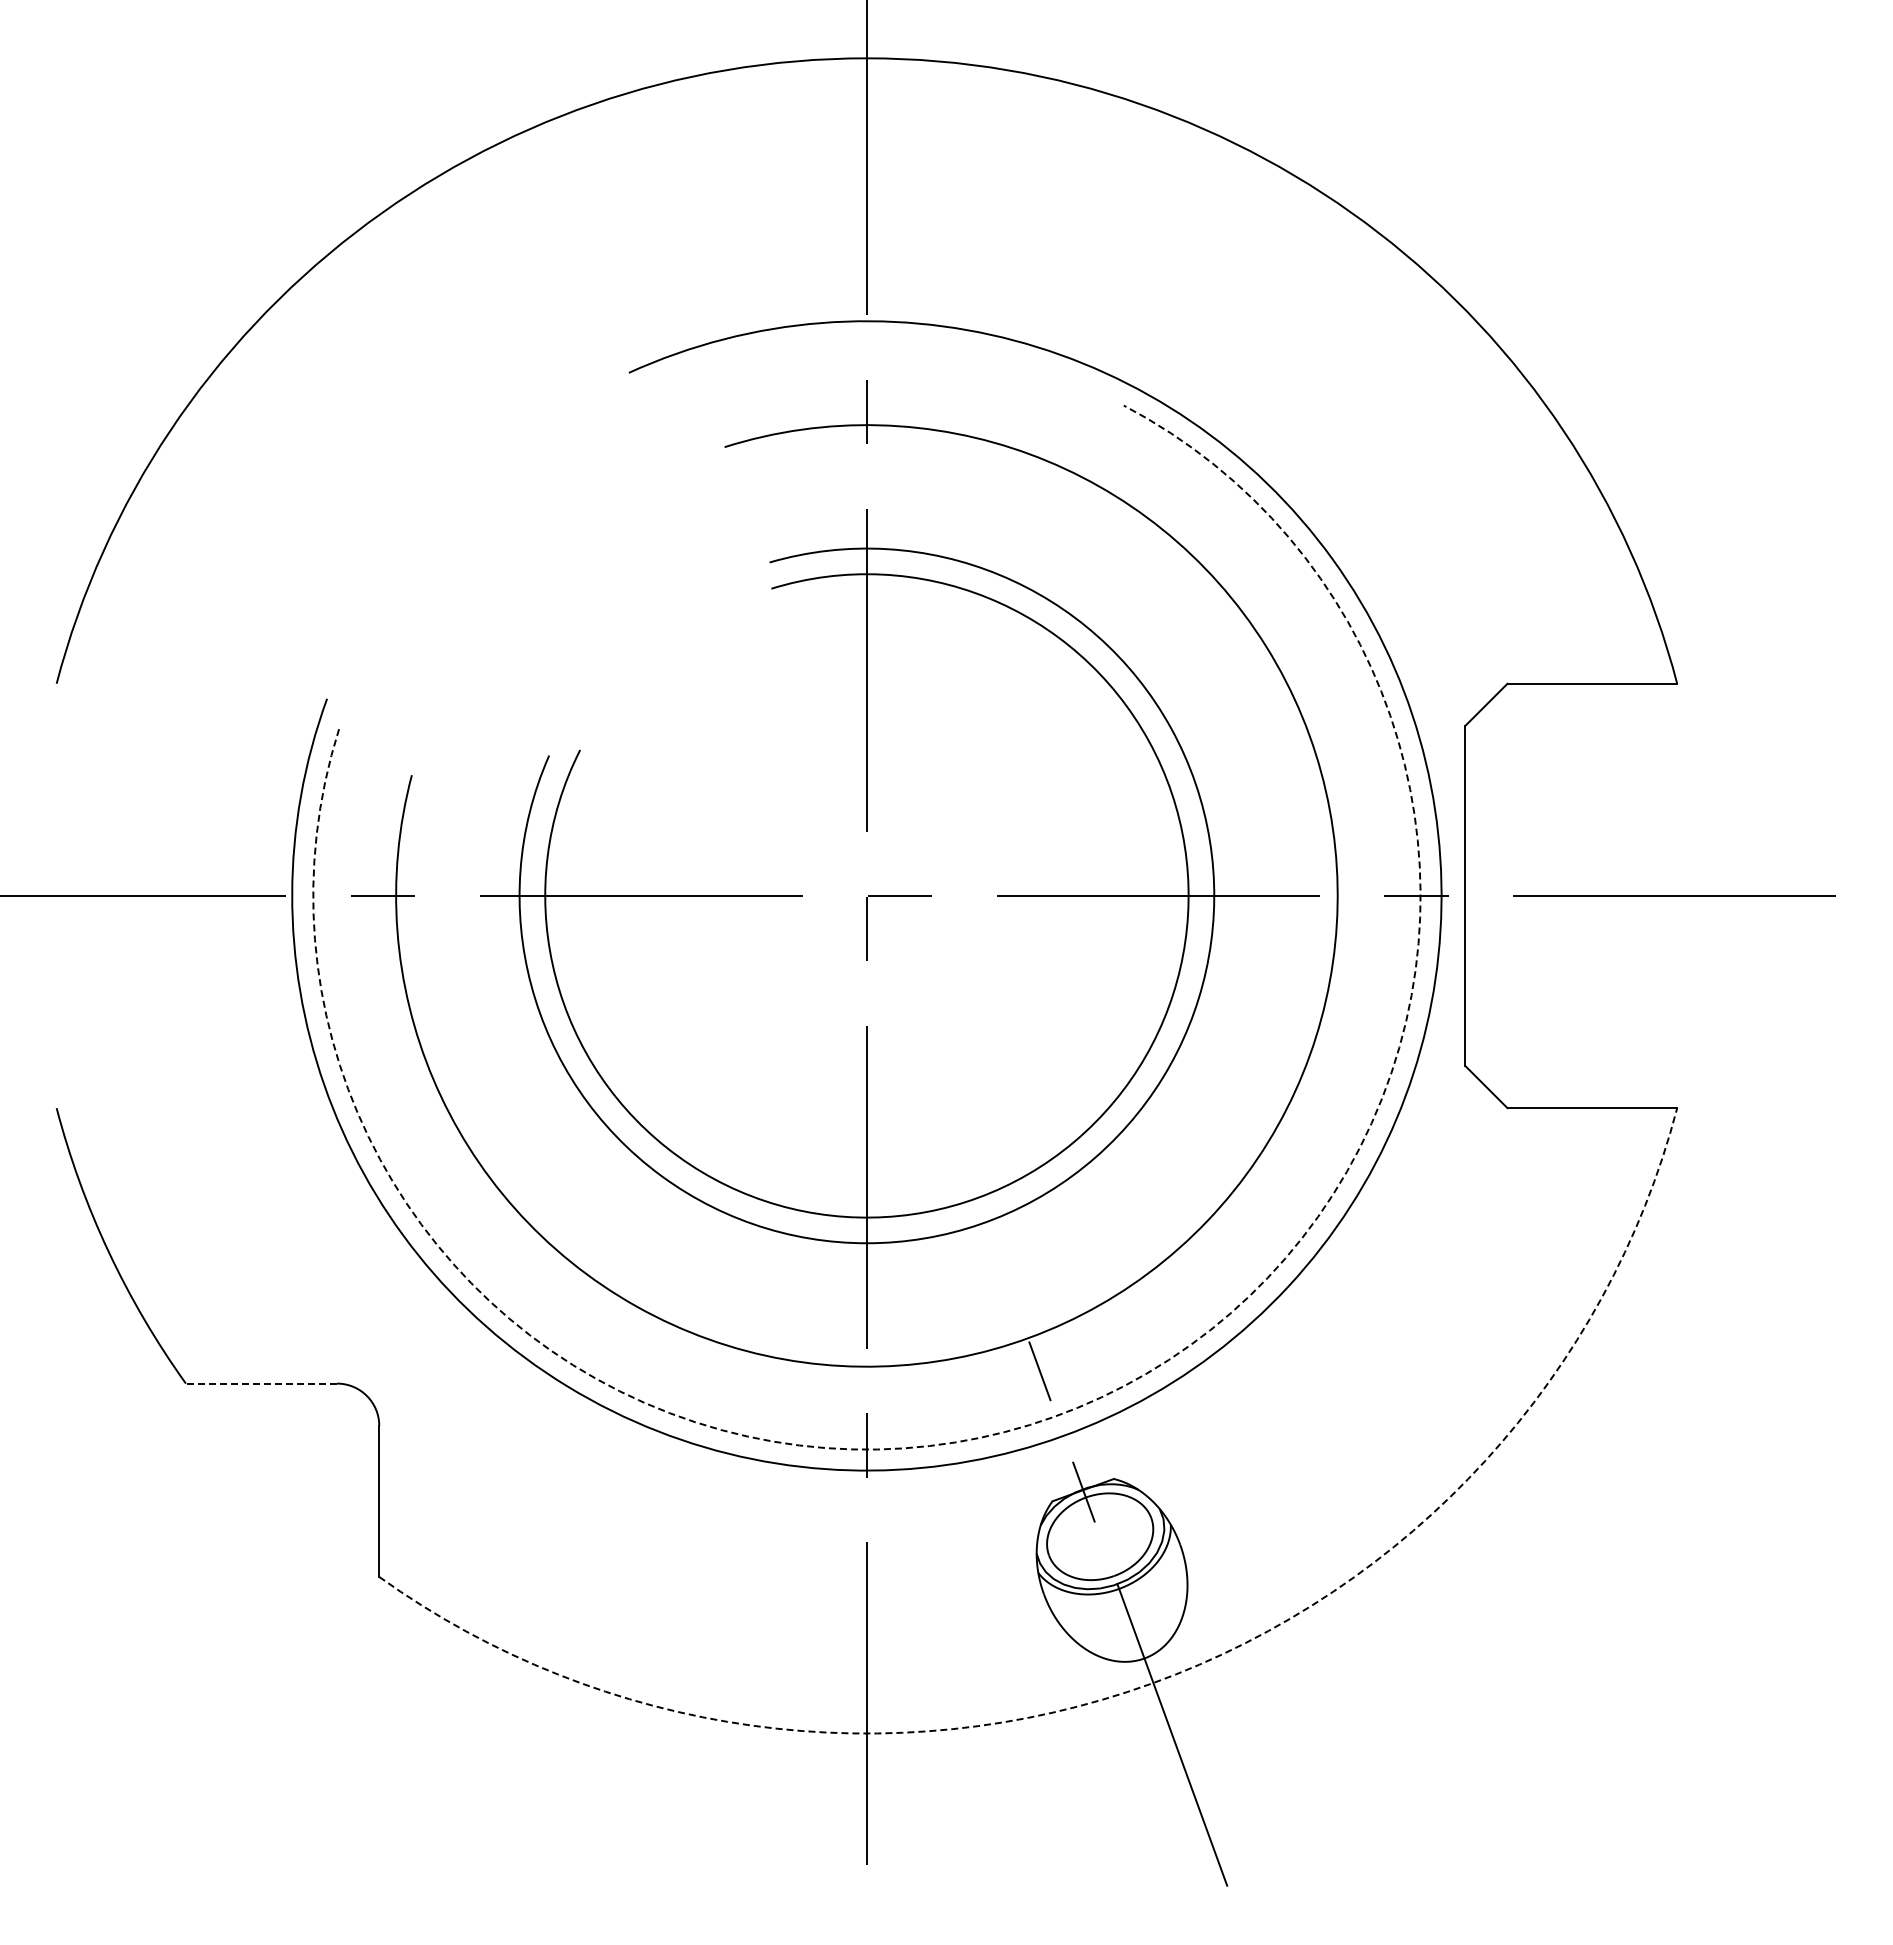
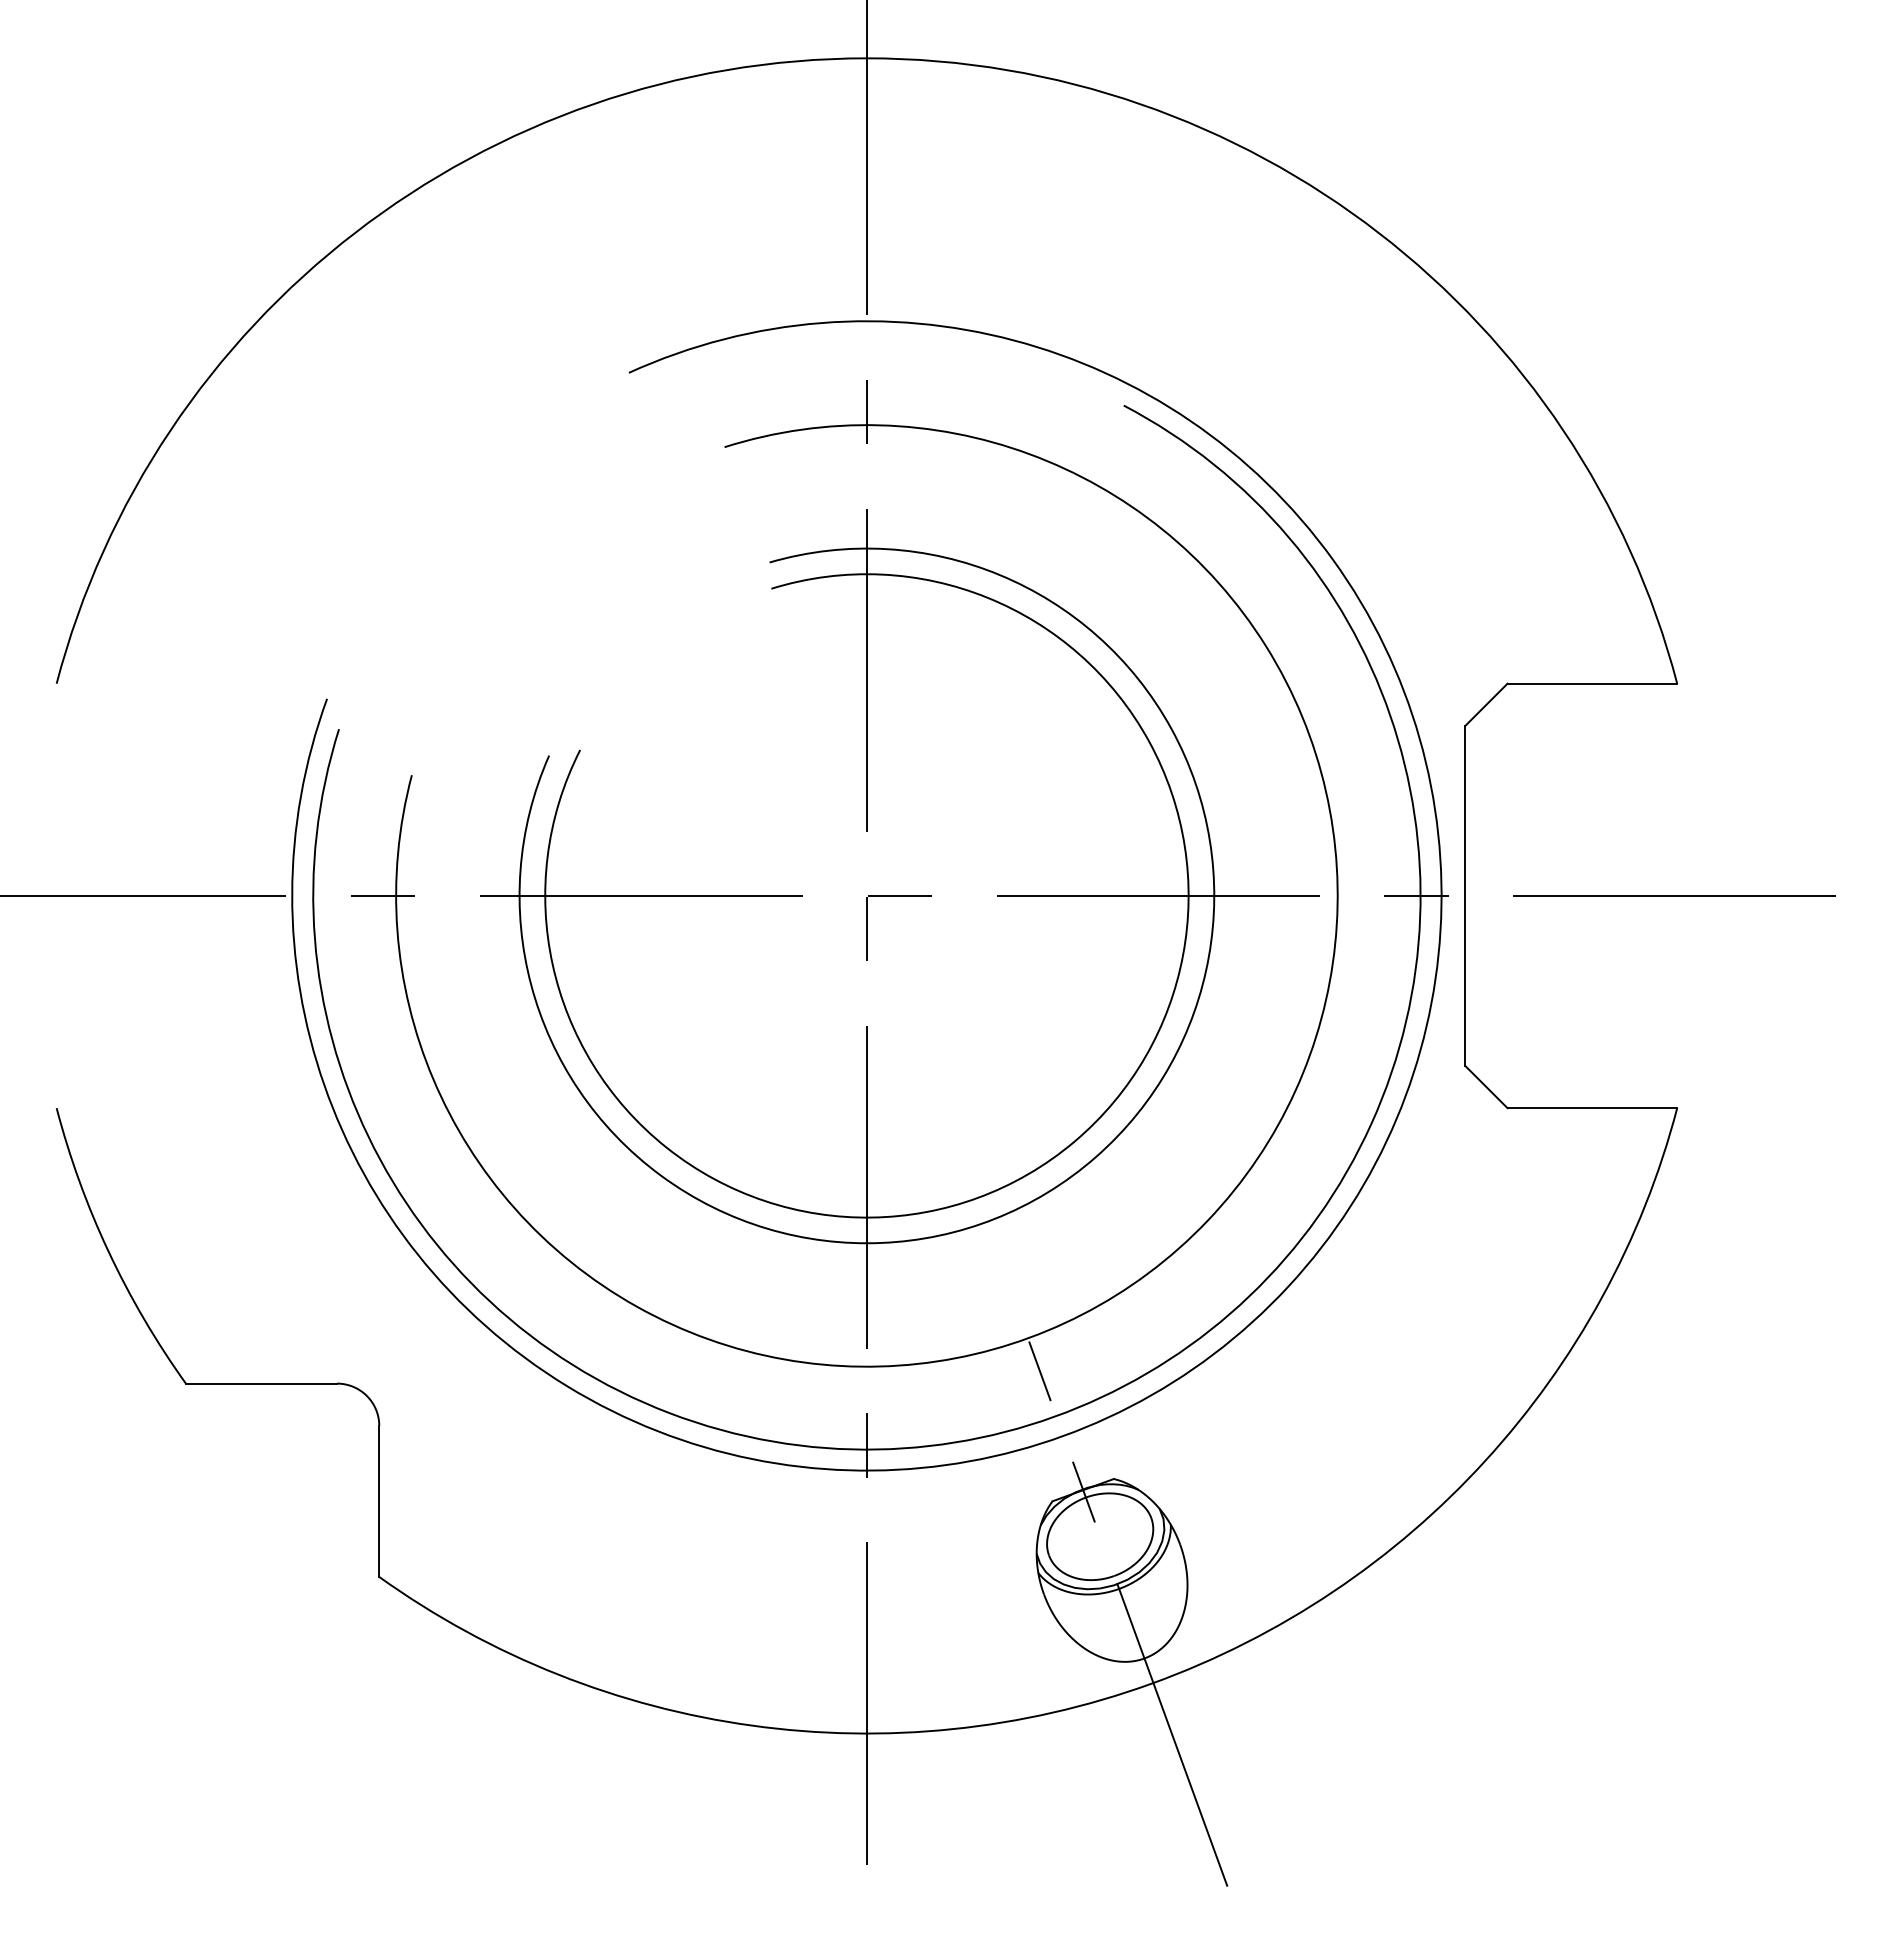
line: dashed -> solid (261, 1383)
arc: dashed -> solid (1077, 1407)
arc: dashed -> solid (1151, 1683)
